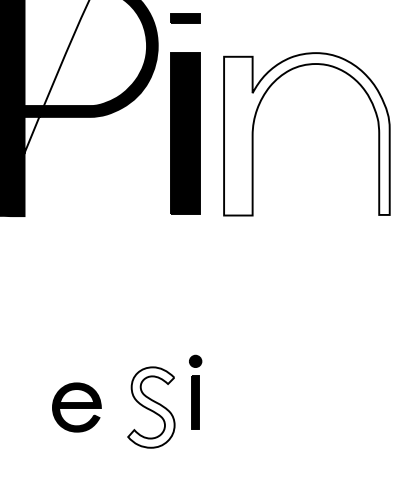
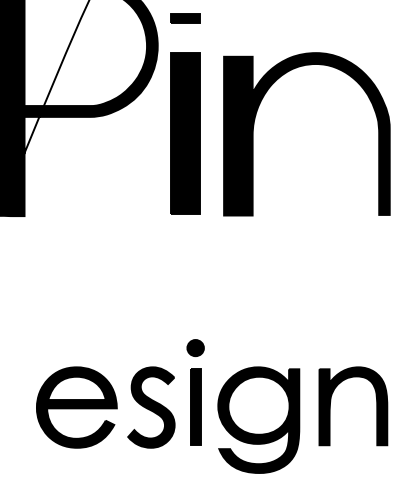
fill: none -> present (306, 134)
part size: 14x76 px -> 19x107 px (195, 392)
part: none -> present (331, 401)
part size: 50x51 px -> 82x83 px (76, 407)
fill: none -> present (151, 407)
part: none -> present (258, 419)
